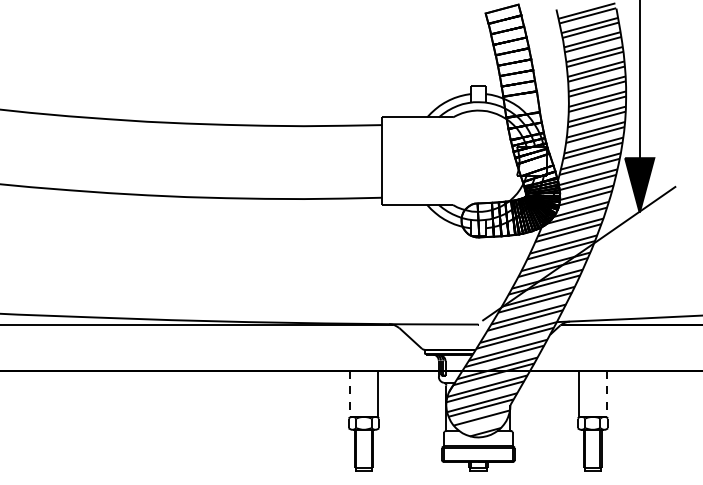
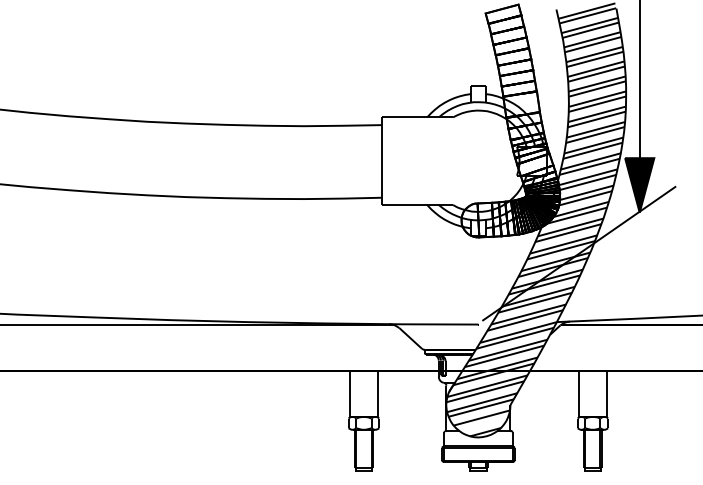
line: dashed -> solid (350, 393)
line: dashed -> solid (606, 393)
